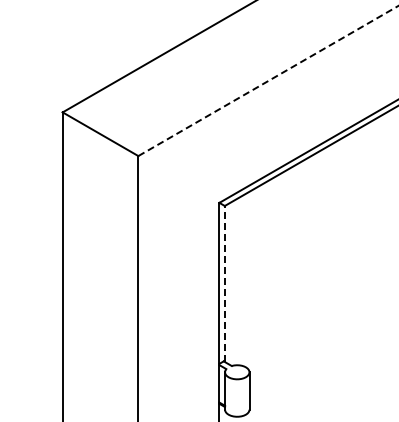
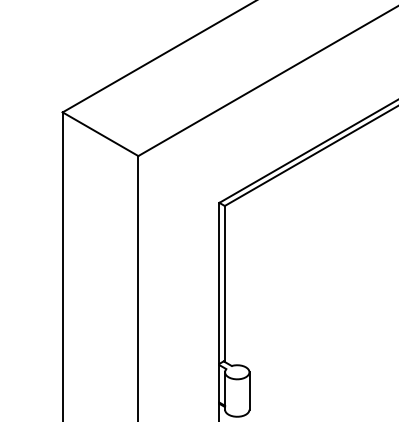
line: dashed -> solid (269, 80)
line: dashed -> solid (224, 283)
